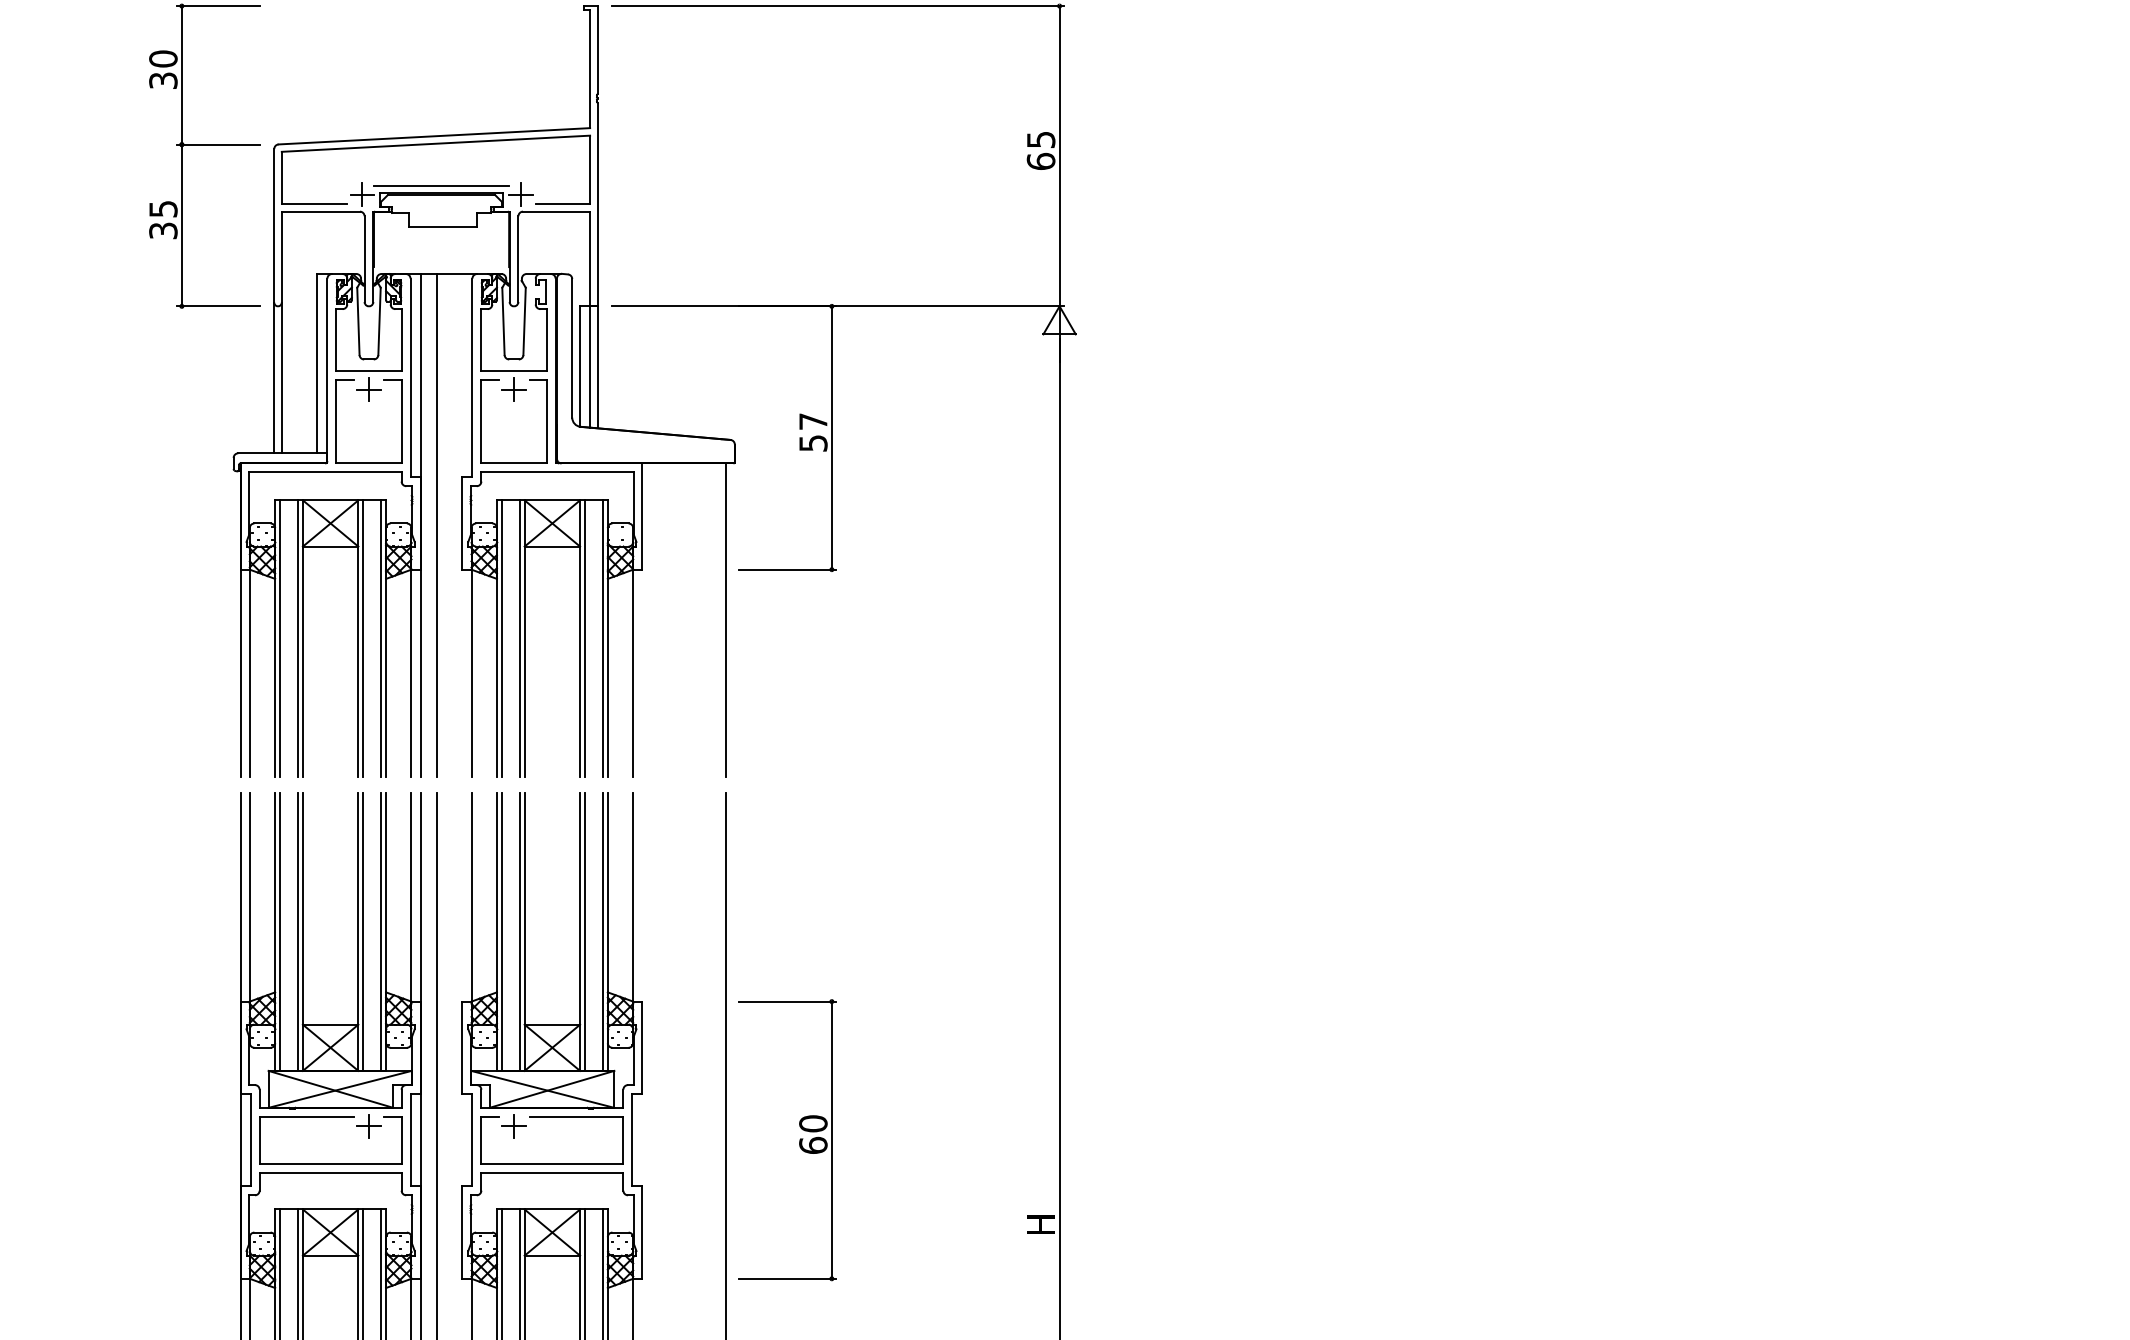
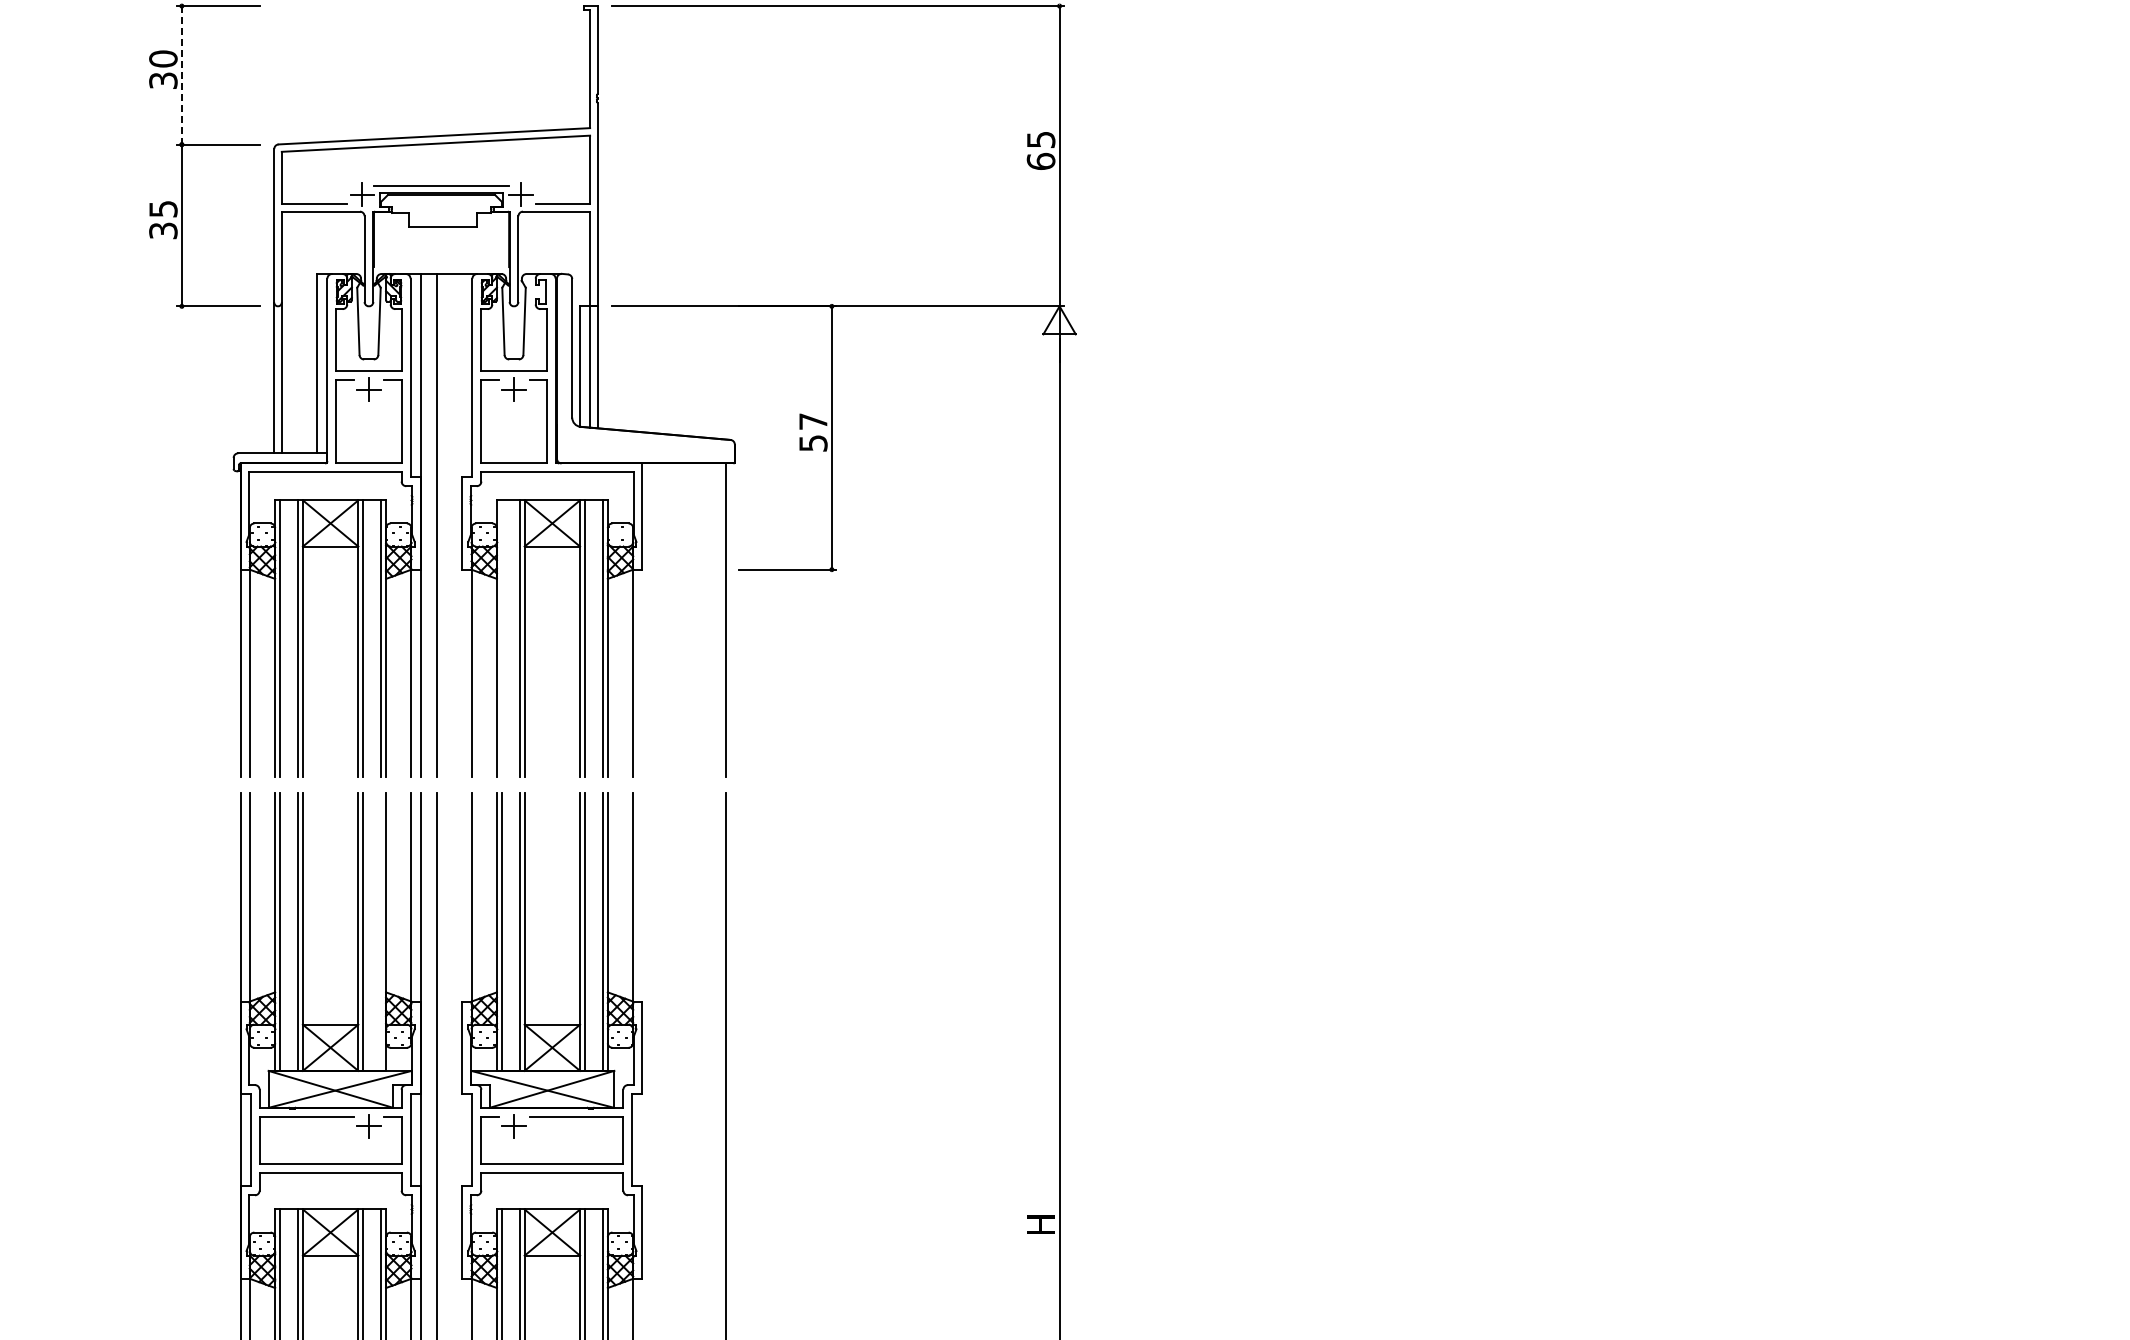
line: solid -> dashed (181, 74)
line: present -> none (501, 638)
line: present -> none (381, 931)
part: present -> none (799, 1140)
